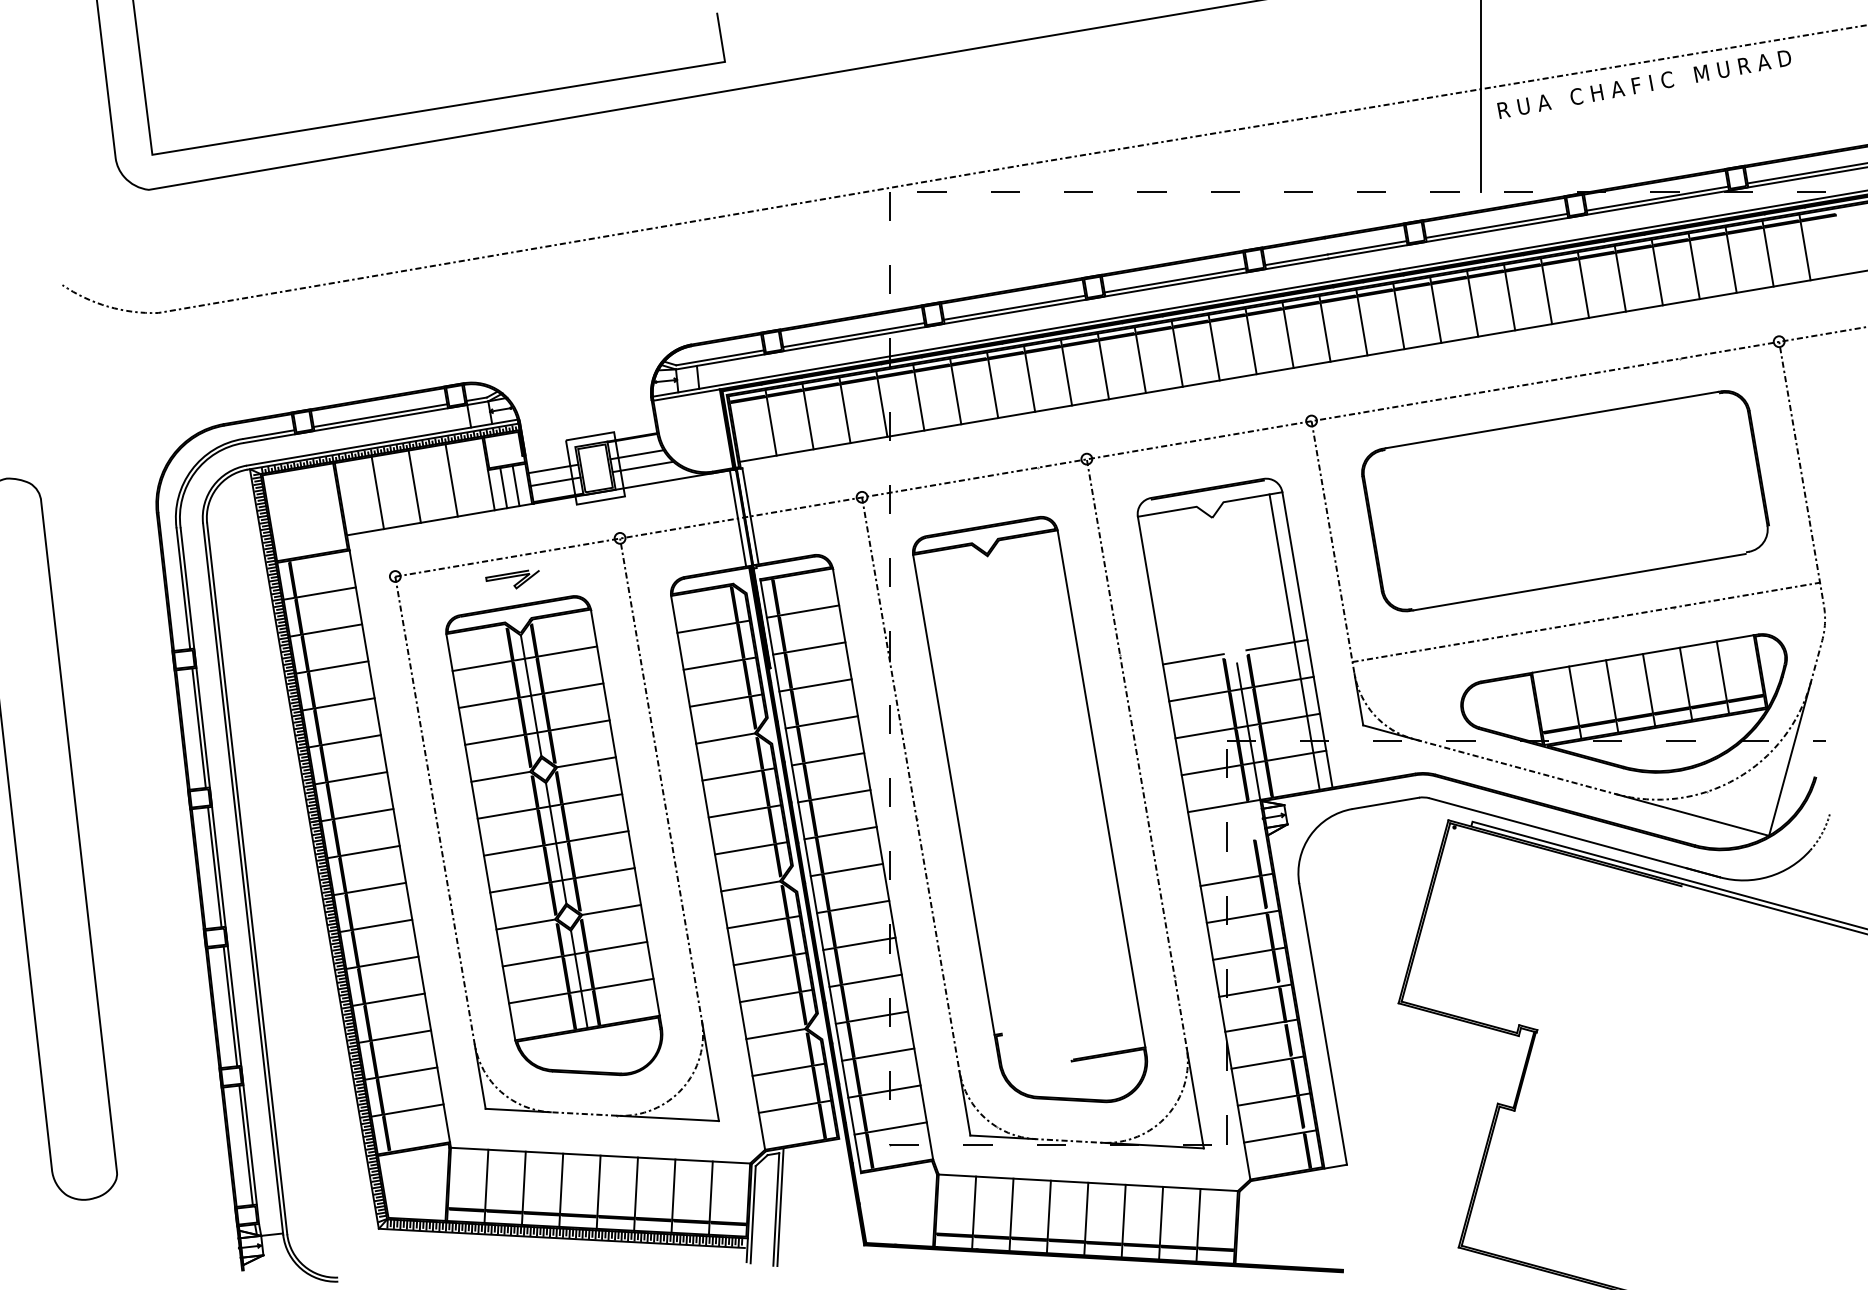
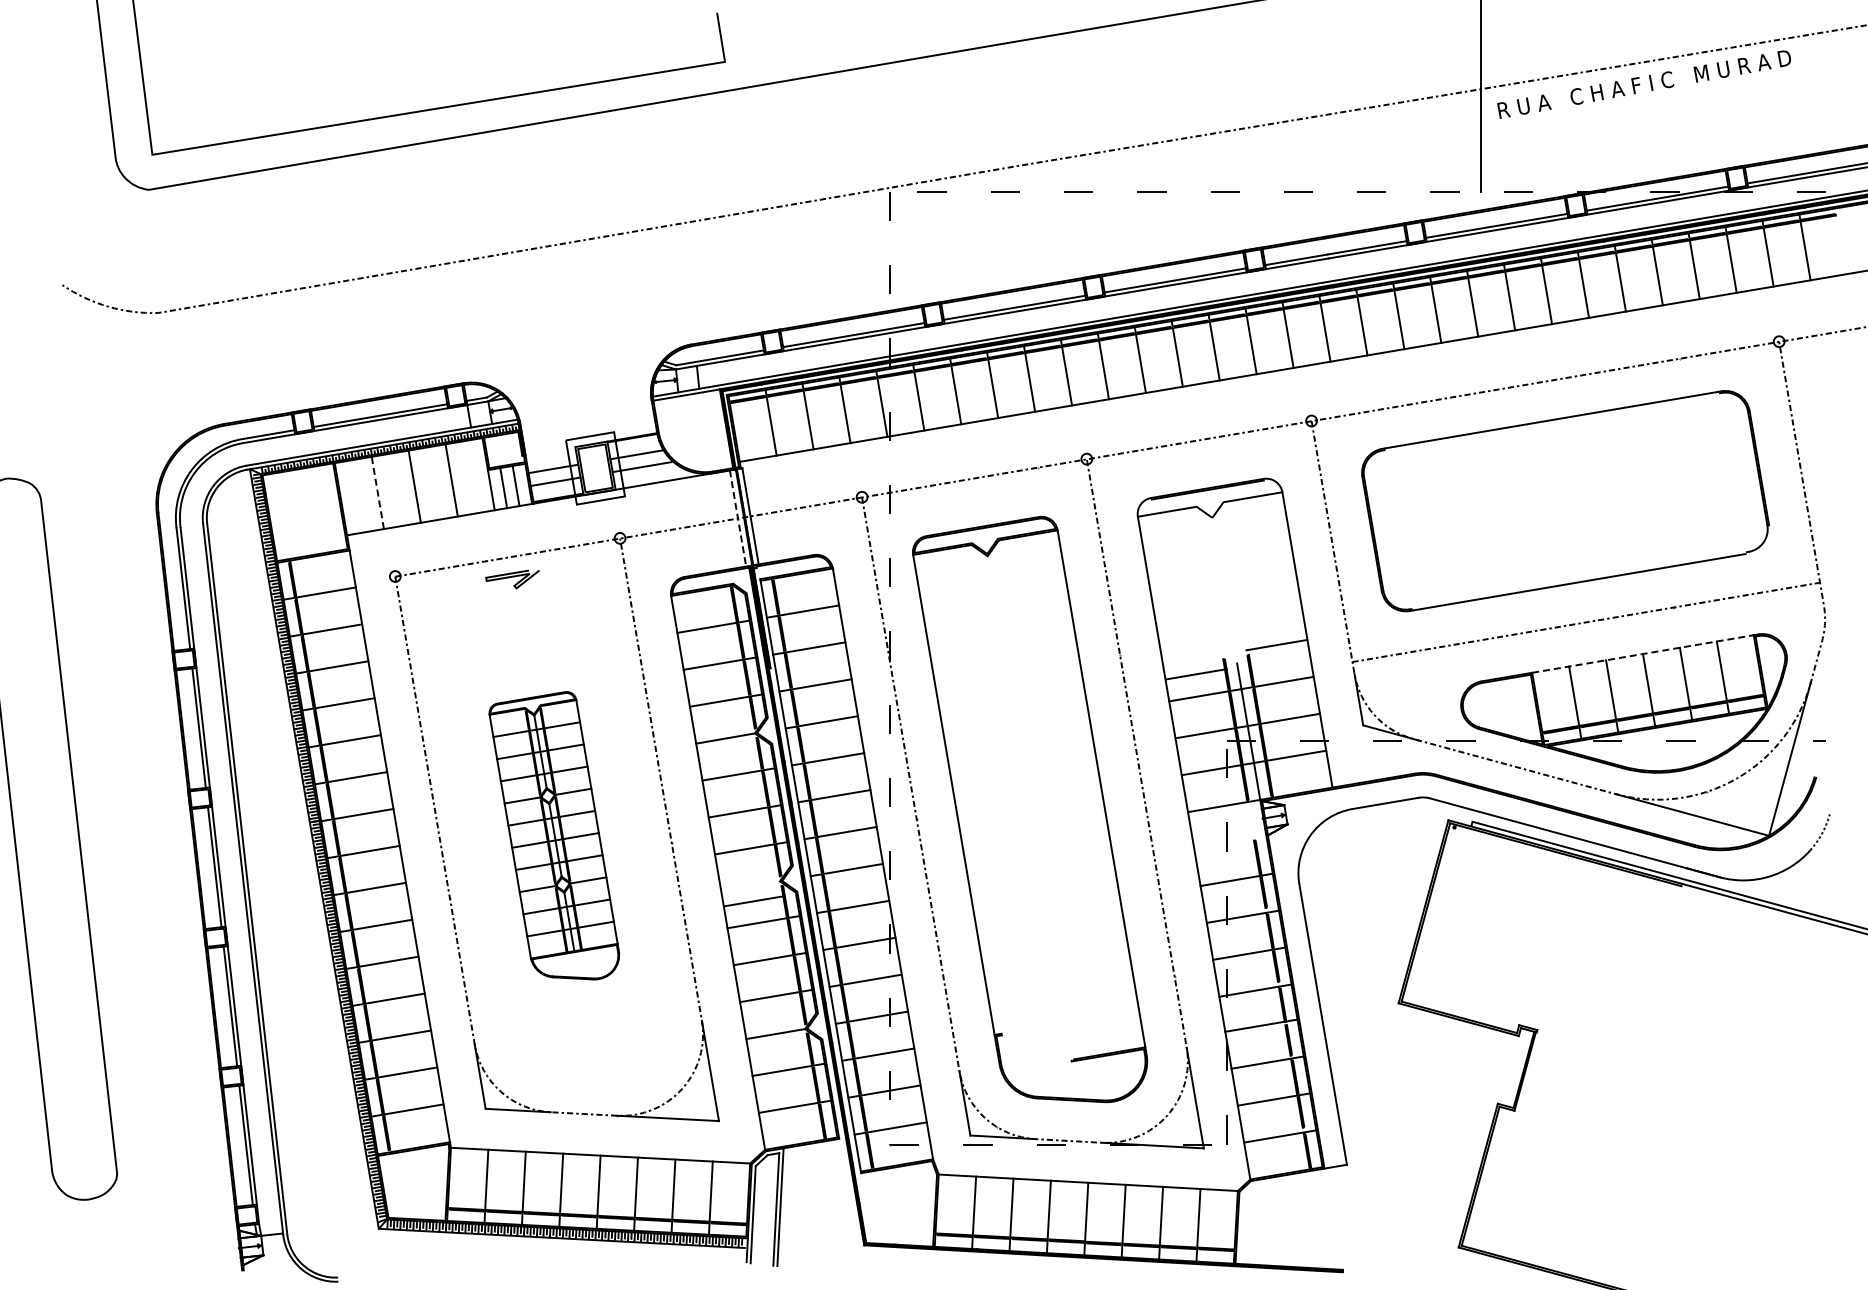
line: solid -> dashed (377, 492)
line: solid -> dashed (738, 518)
line: present -> none (1294, 641)
line: solid -> dashed (1643, 653)
line position: (1192, 659) -> (1195, 674) (1195, 674)
part size: 219x482 px -> 133x290 px (554, 835)
line position: (750, 886) -> (753, 901) (753, 901)
